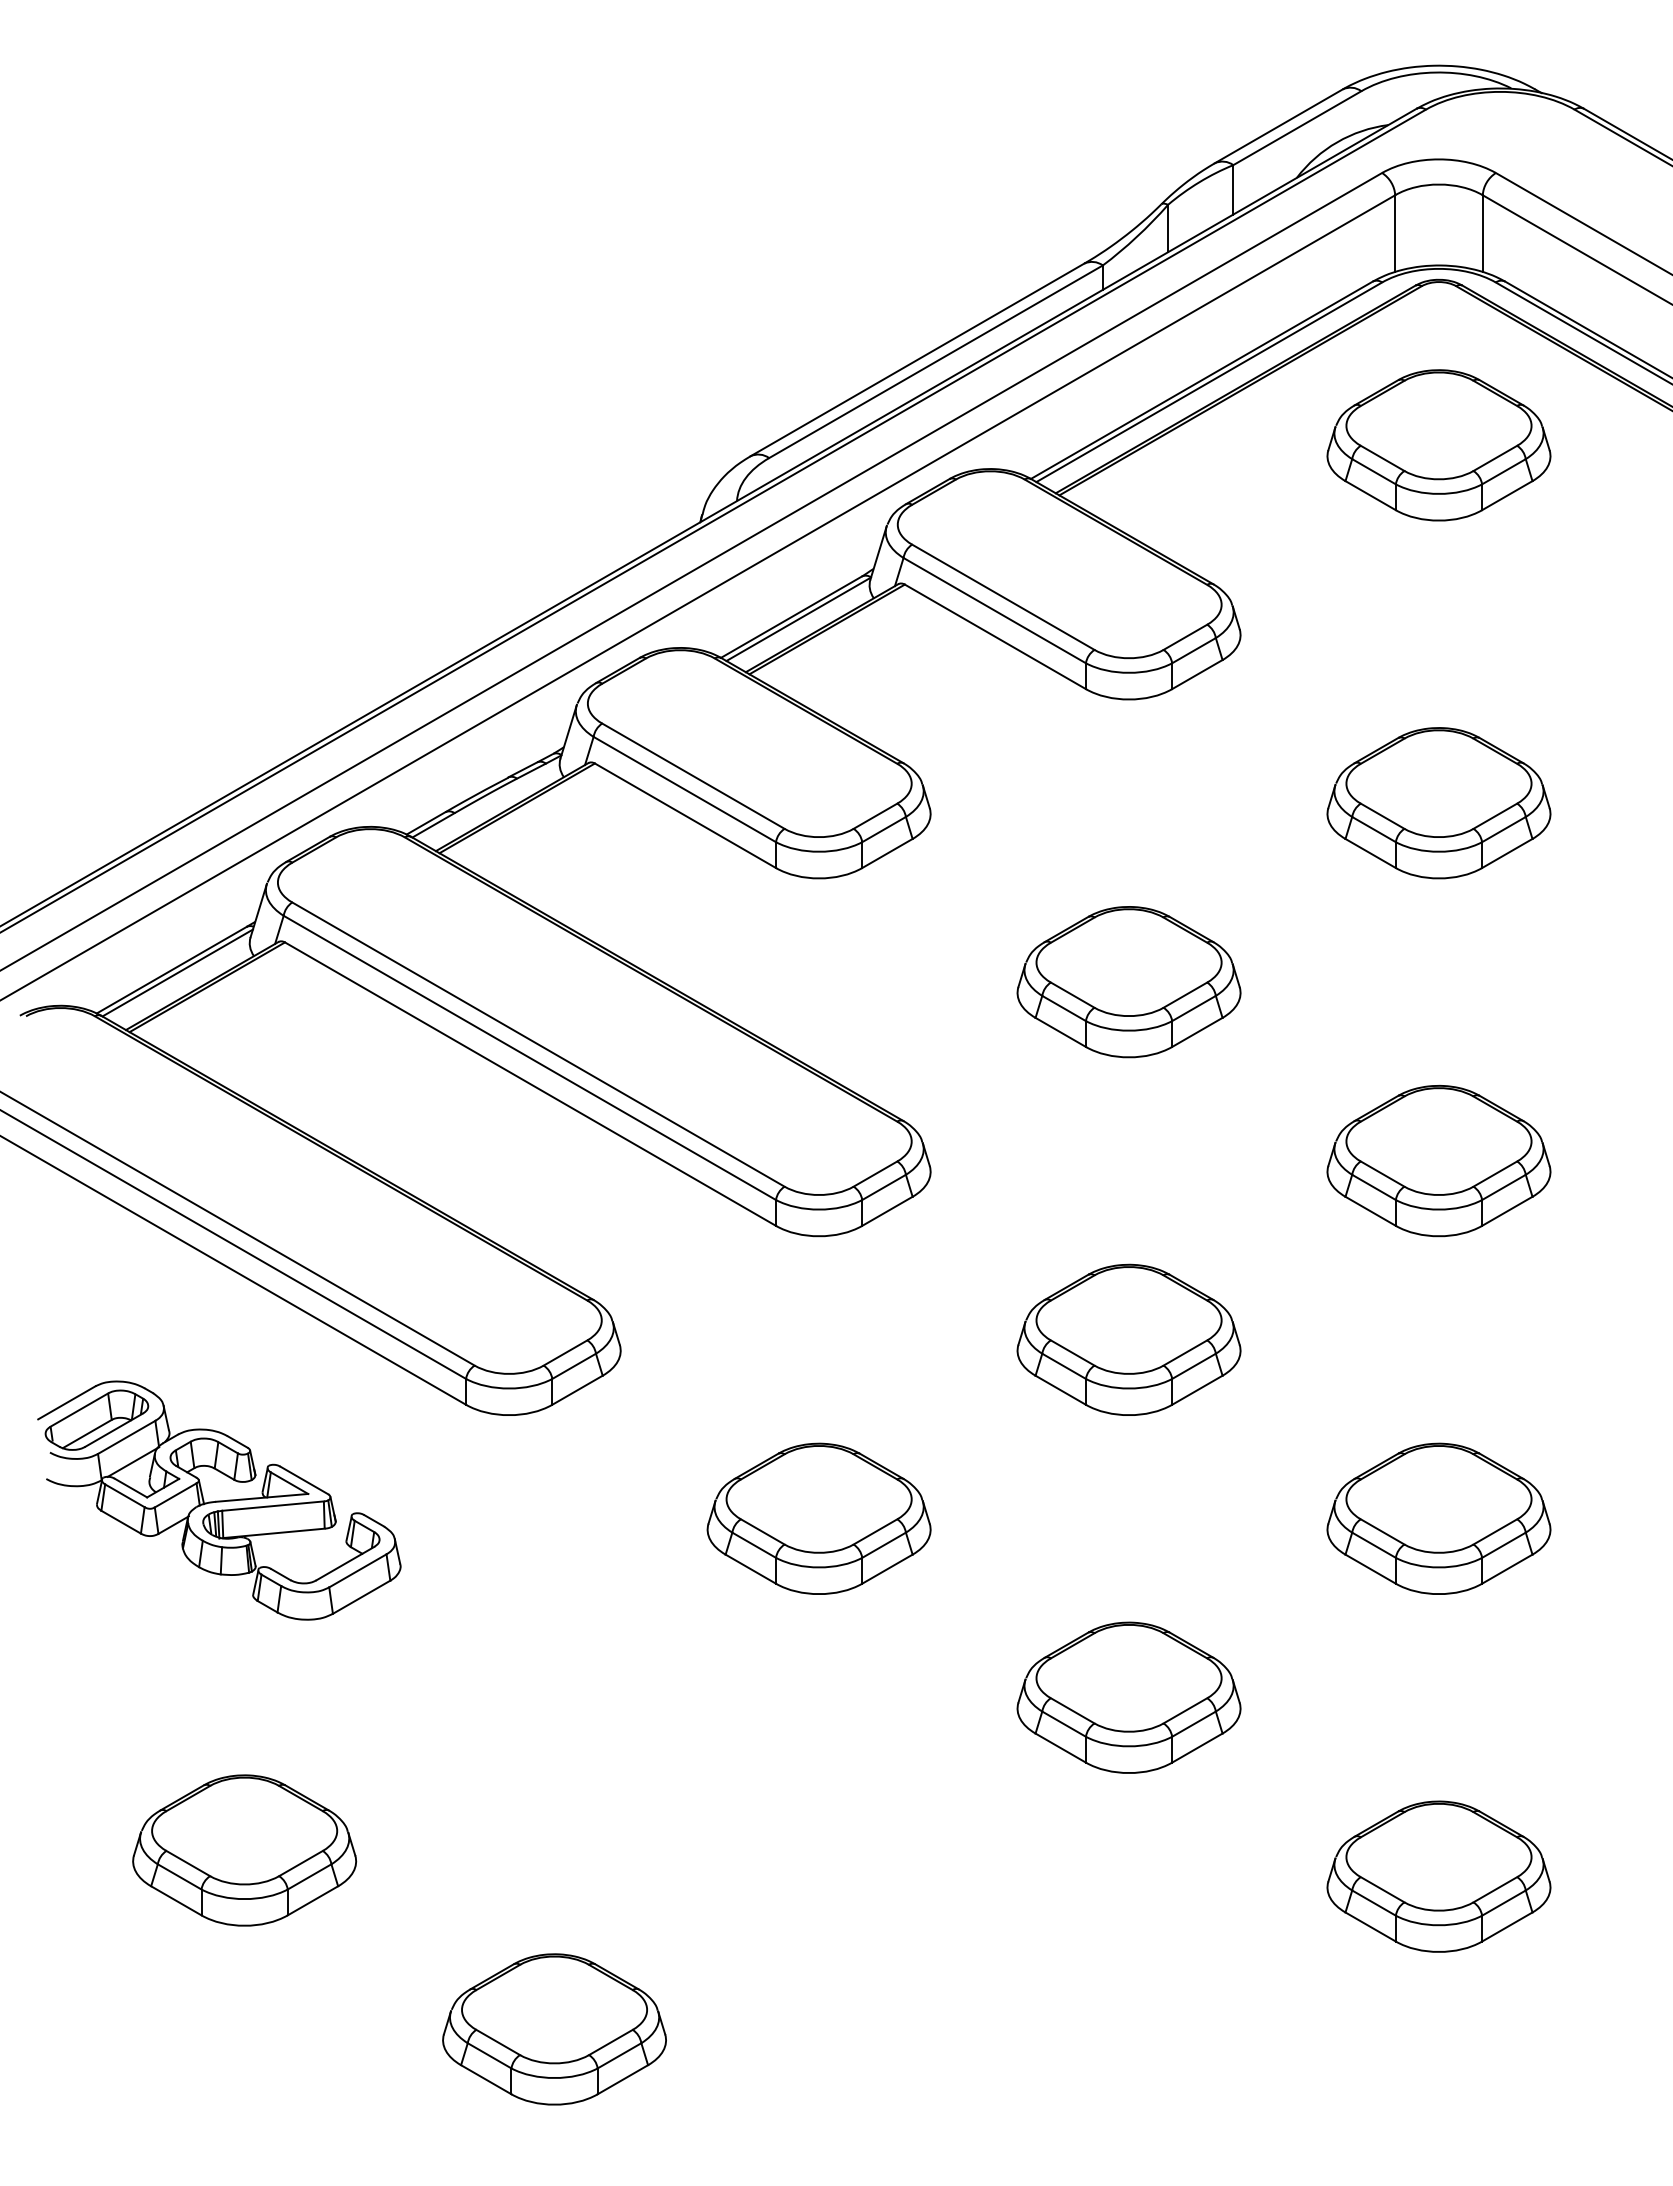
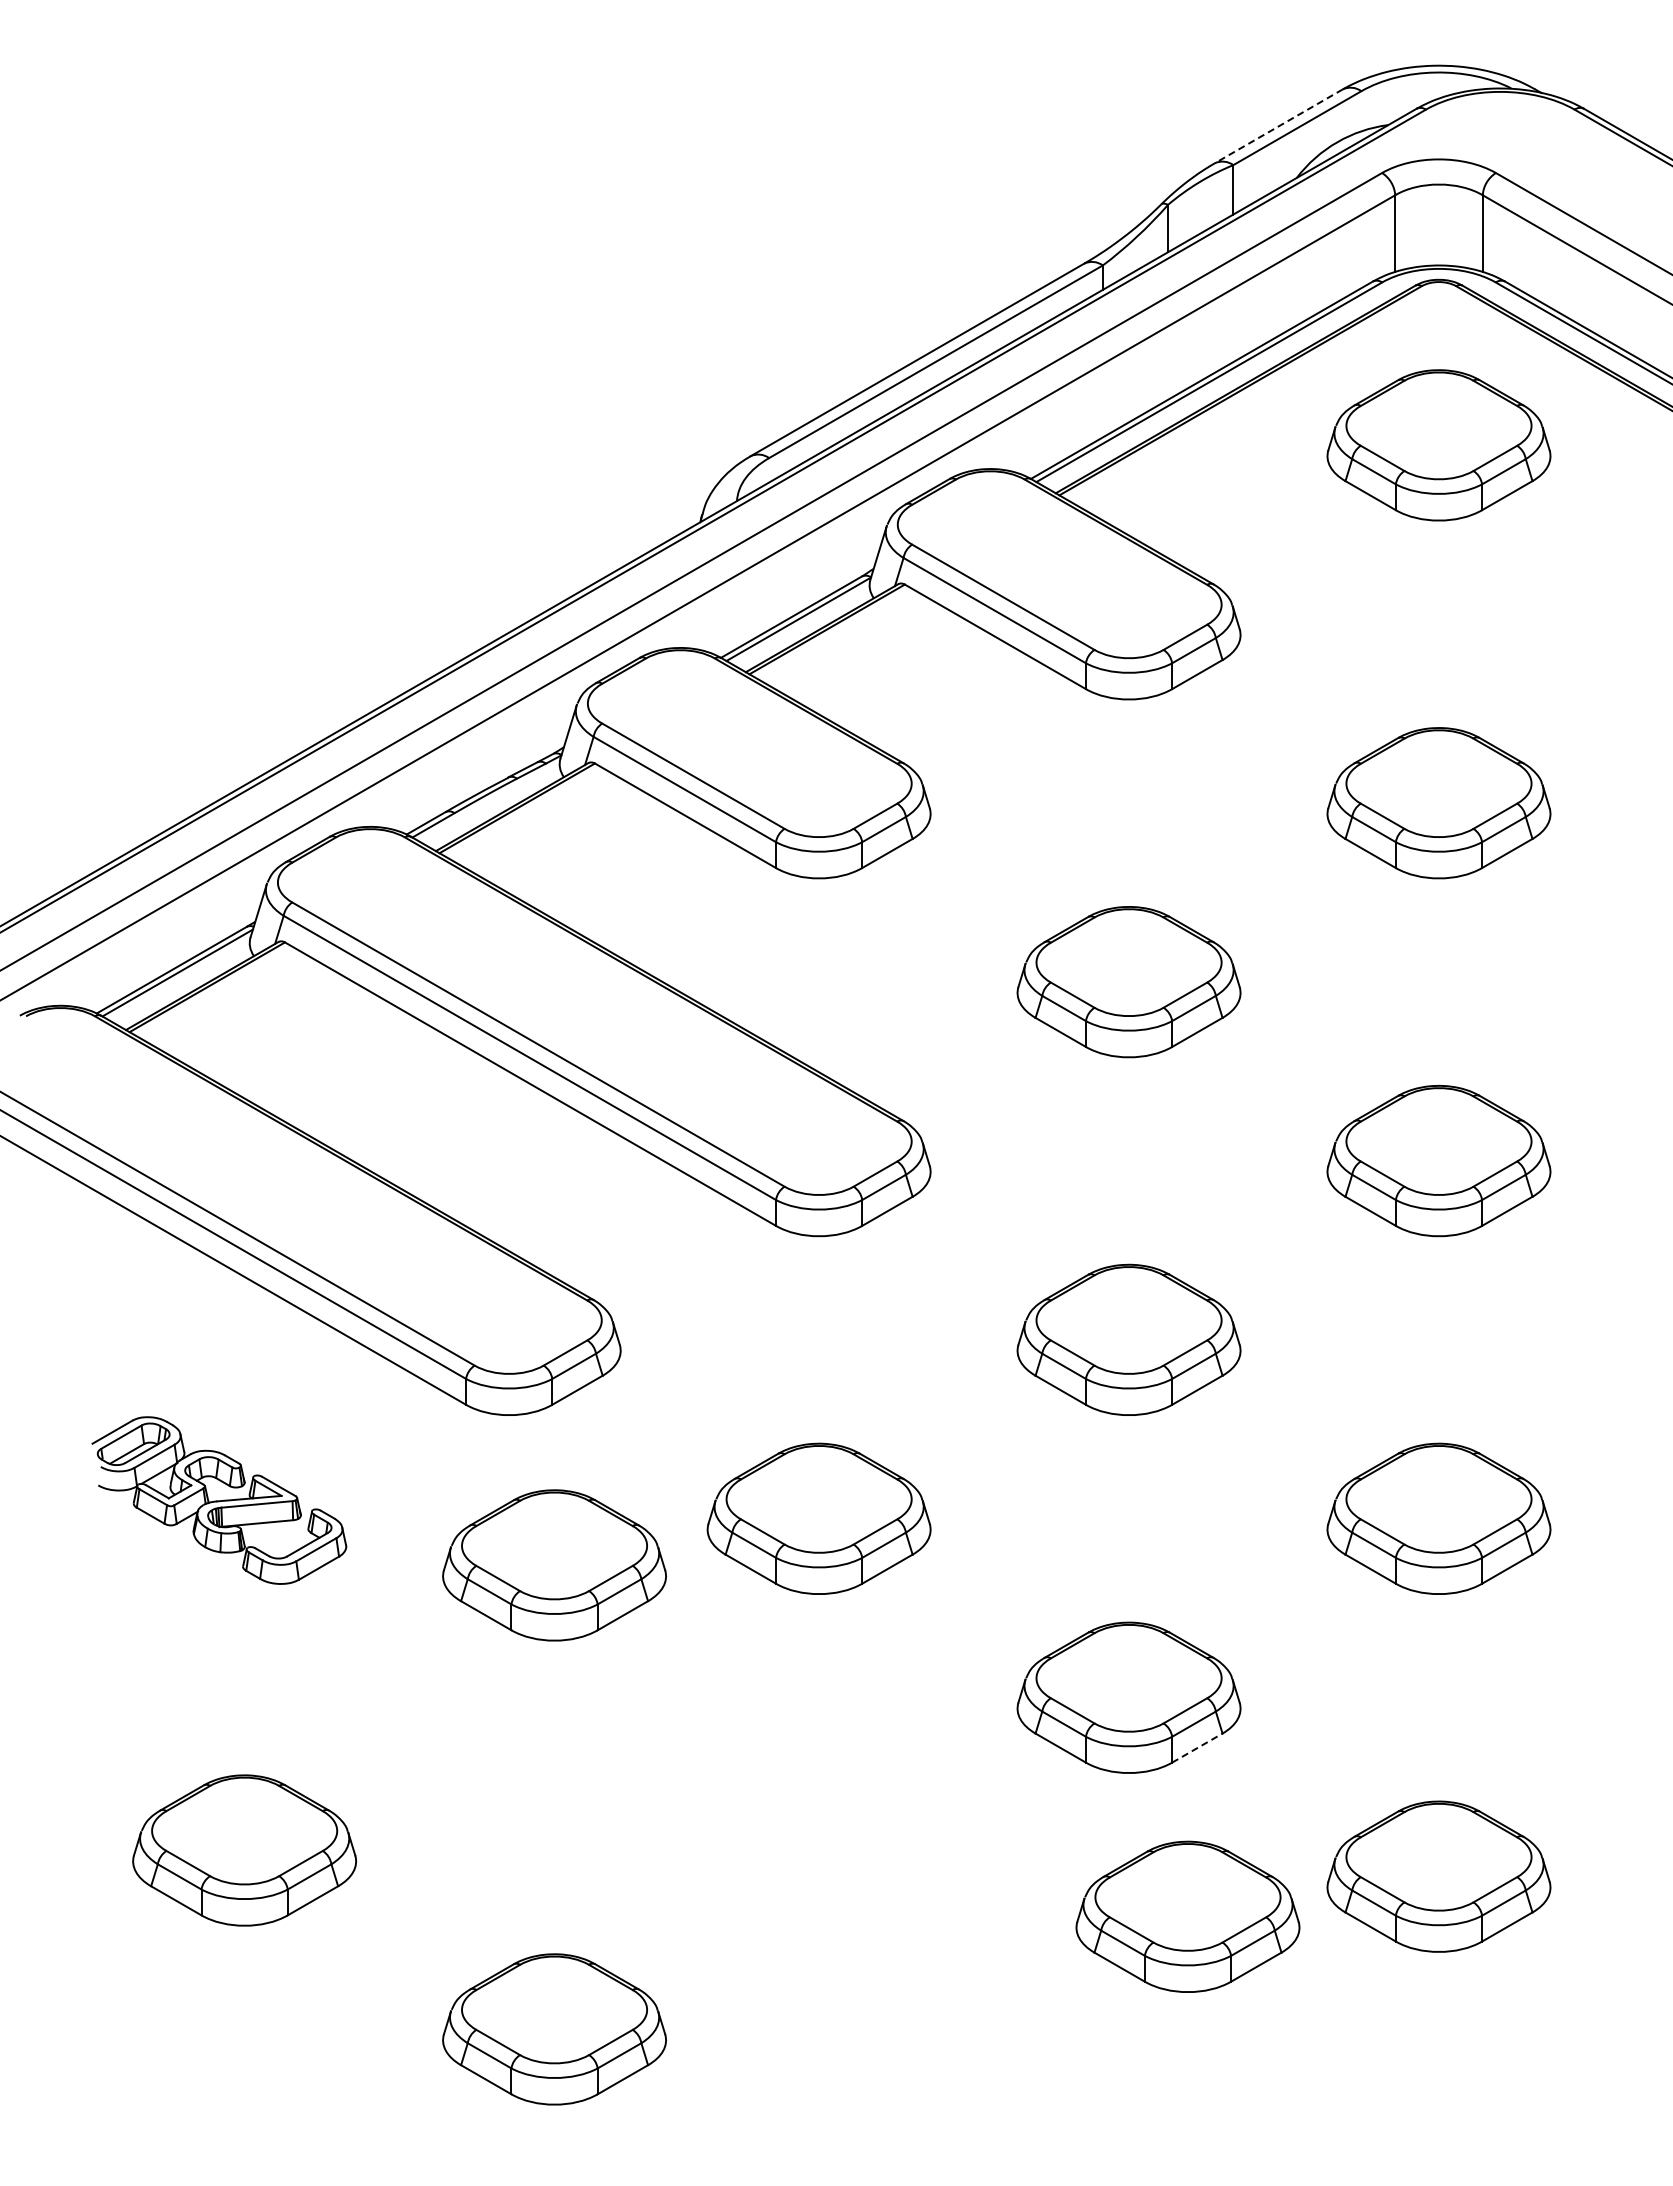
line: solid -> dashed (1278, 126)
part size: 365x241 px -> 257x169 px (219, 1500)
part: none -> present (554, 1565)
line: solid -> dashed (1197, 1747)
part: none -> present (1187, 1916)
